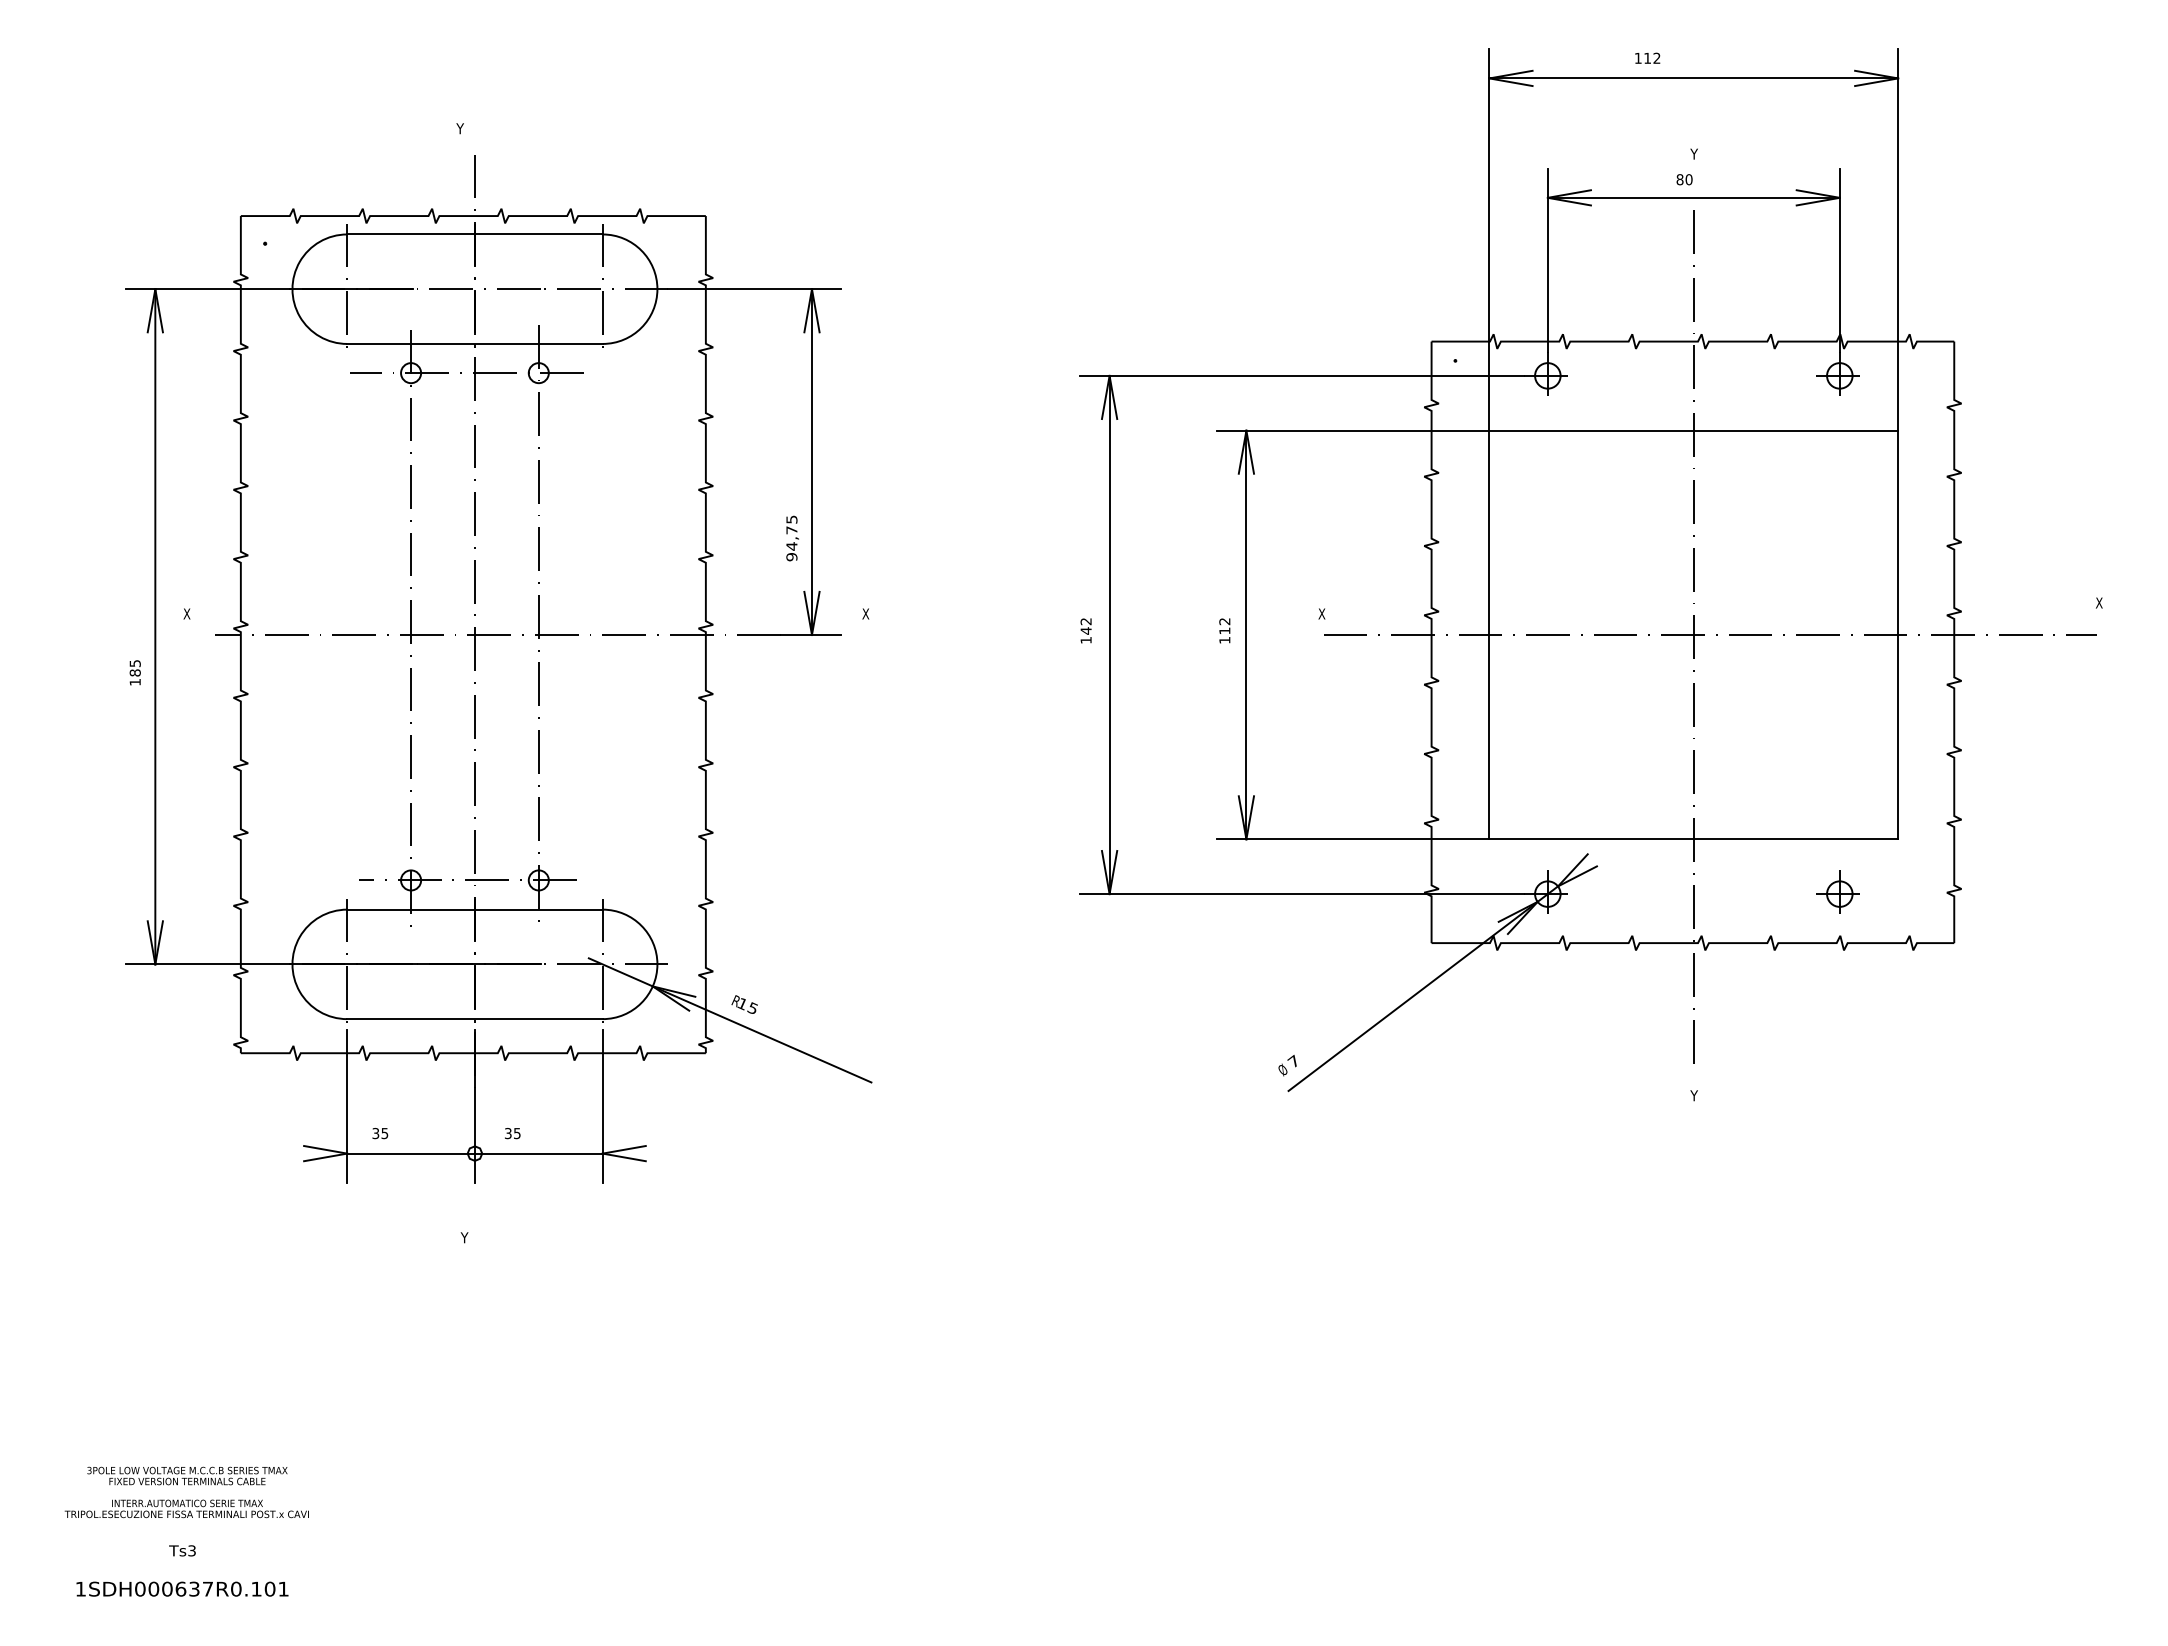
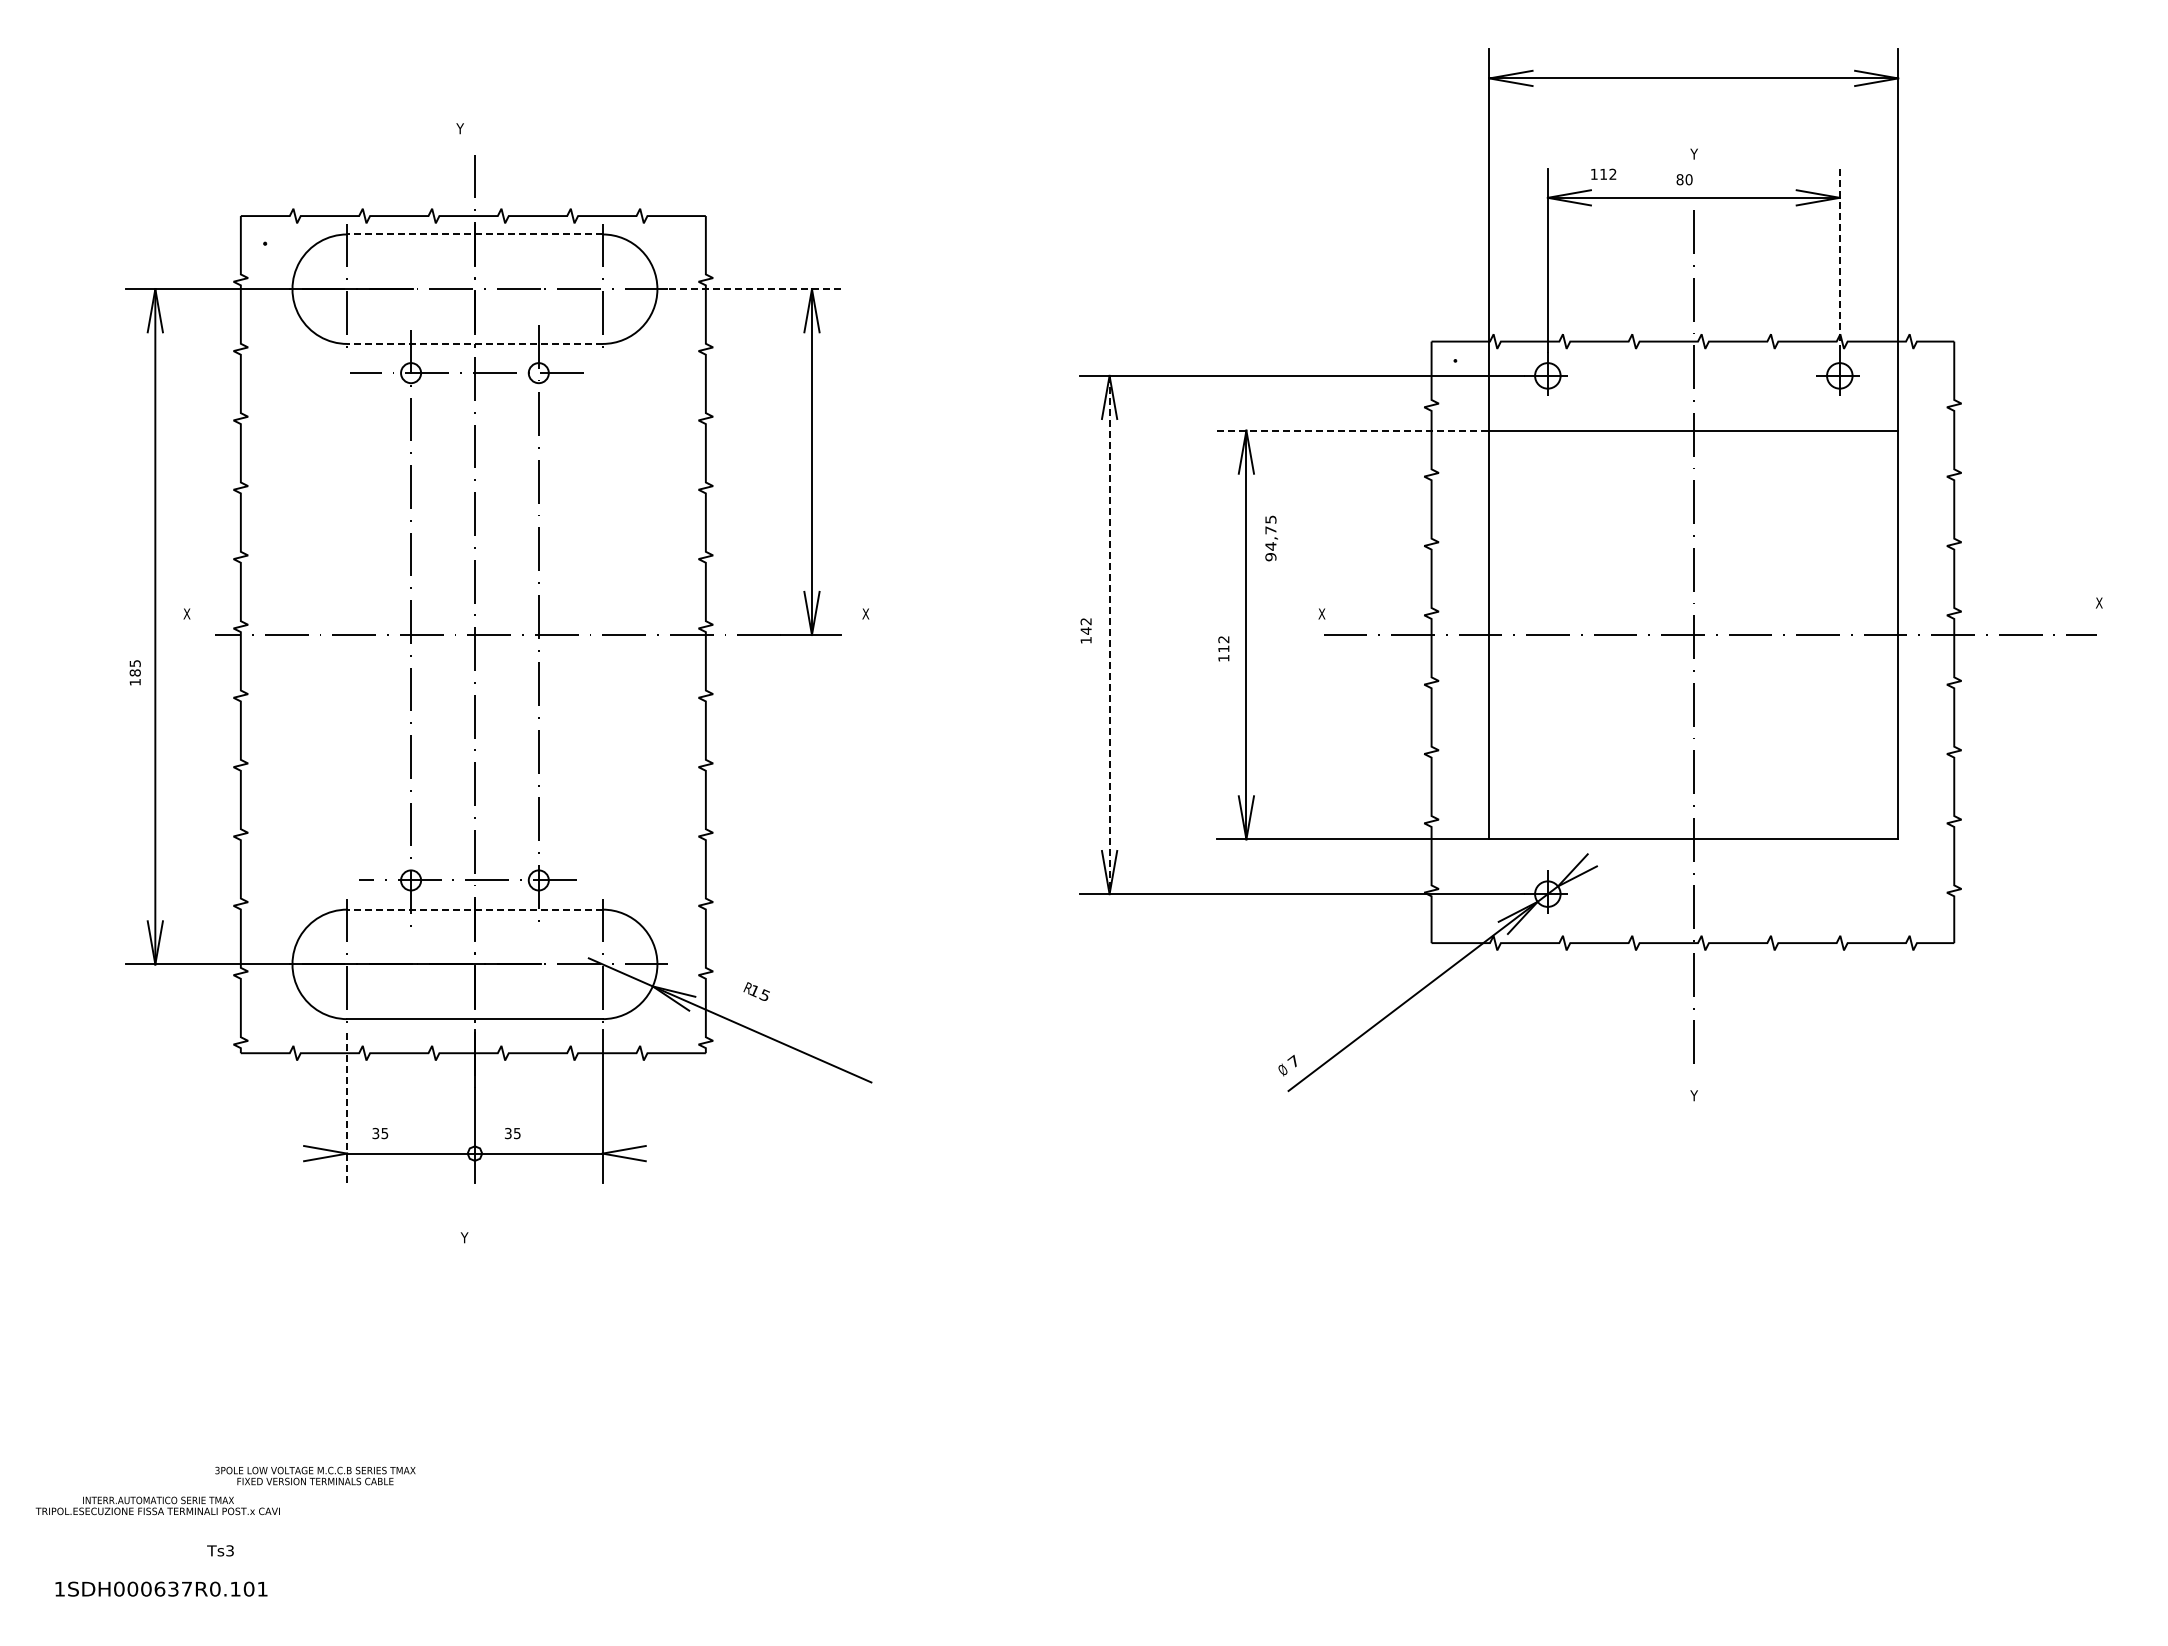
text position: (1647, 57) -> (1603, 173) (1603, 173)
line: solid -> dashed (474, 234)
line: solid -> dashed (1839, 260)
line: solid -> dashed (754, 289)
line: solid -> dashed (474, 343)
line: solid -> dashed (1353, 430)
text position: (792, 538) -> (1271, 538) (1271, 538)
text position: (1224, 630) -> (1223, 648) (1223, 648)
line: solid -> dashed (1109, 635)
part: present -> none (1837, 891)
line: solid -> dashed (474, 909)
text position: (744, 1004) -> (756, 991) (756, 991)
line: solid -> dashed (347, 1105)
text position: (187, 1475) -> (315, 1475) (315, 1475)
text position: (186, 1508) -> (157, 1505) (157, 1505)
text position: (182, 1550) -> (220, 1550) (220, 1550)
text position: (182, 1588) -> (161, 1588) (161, 1588)
